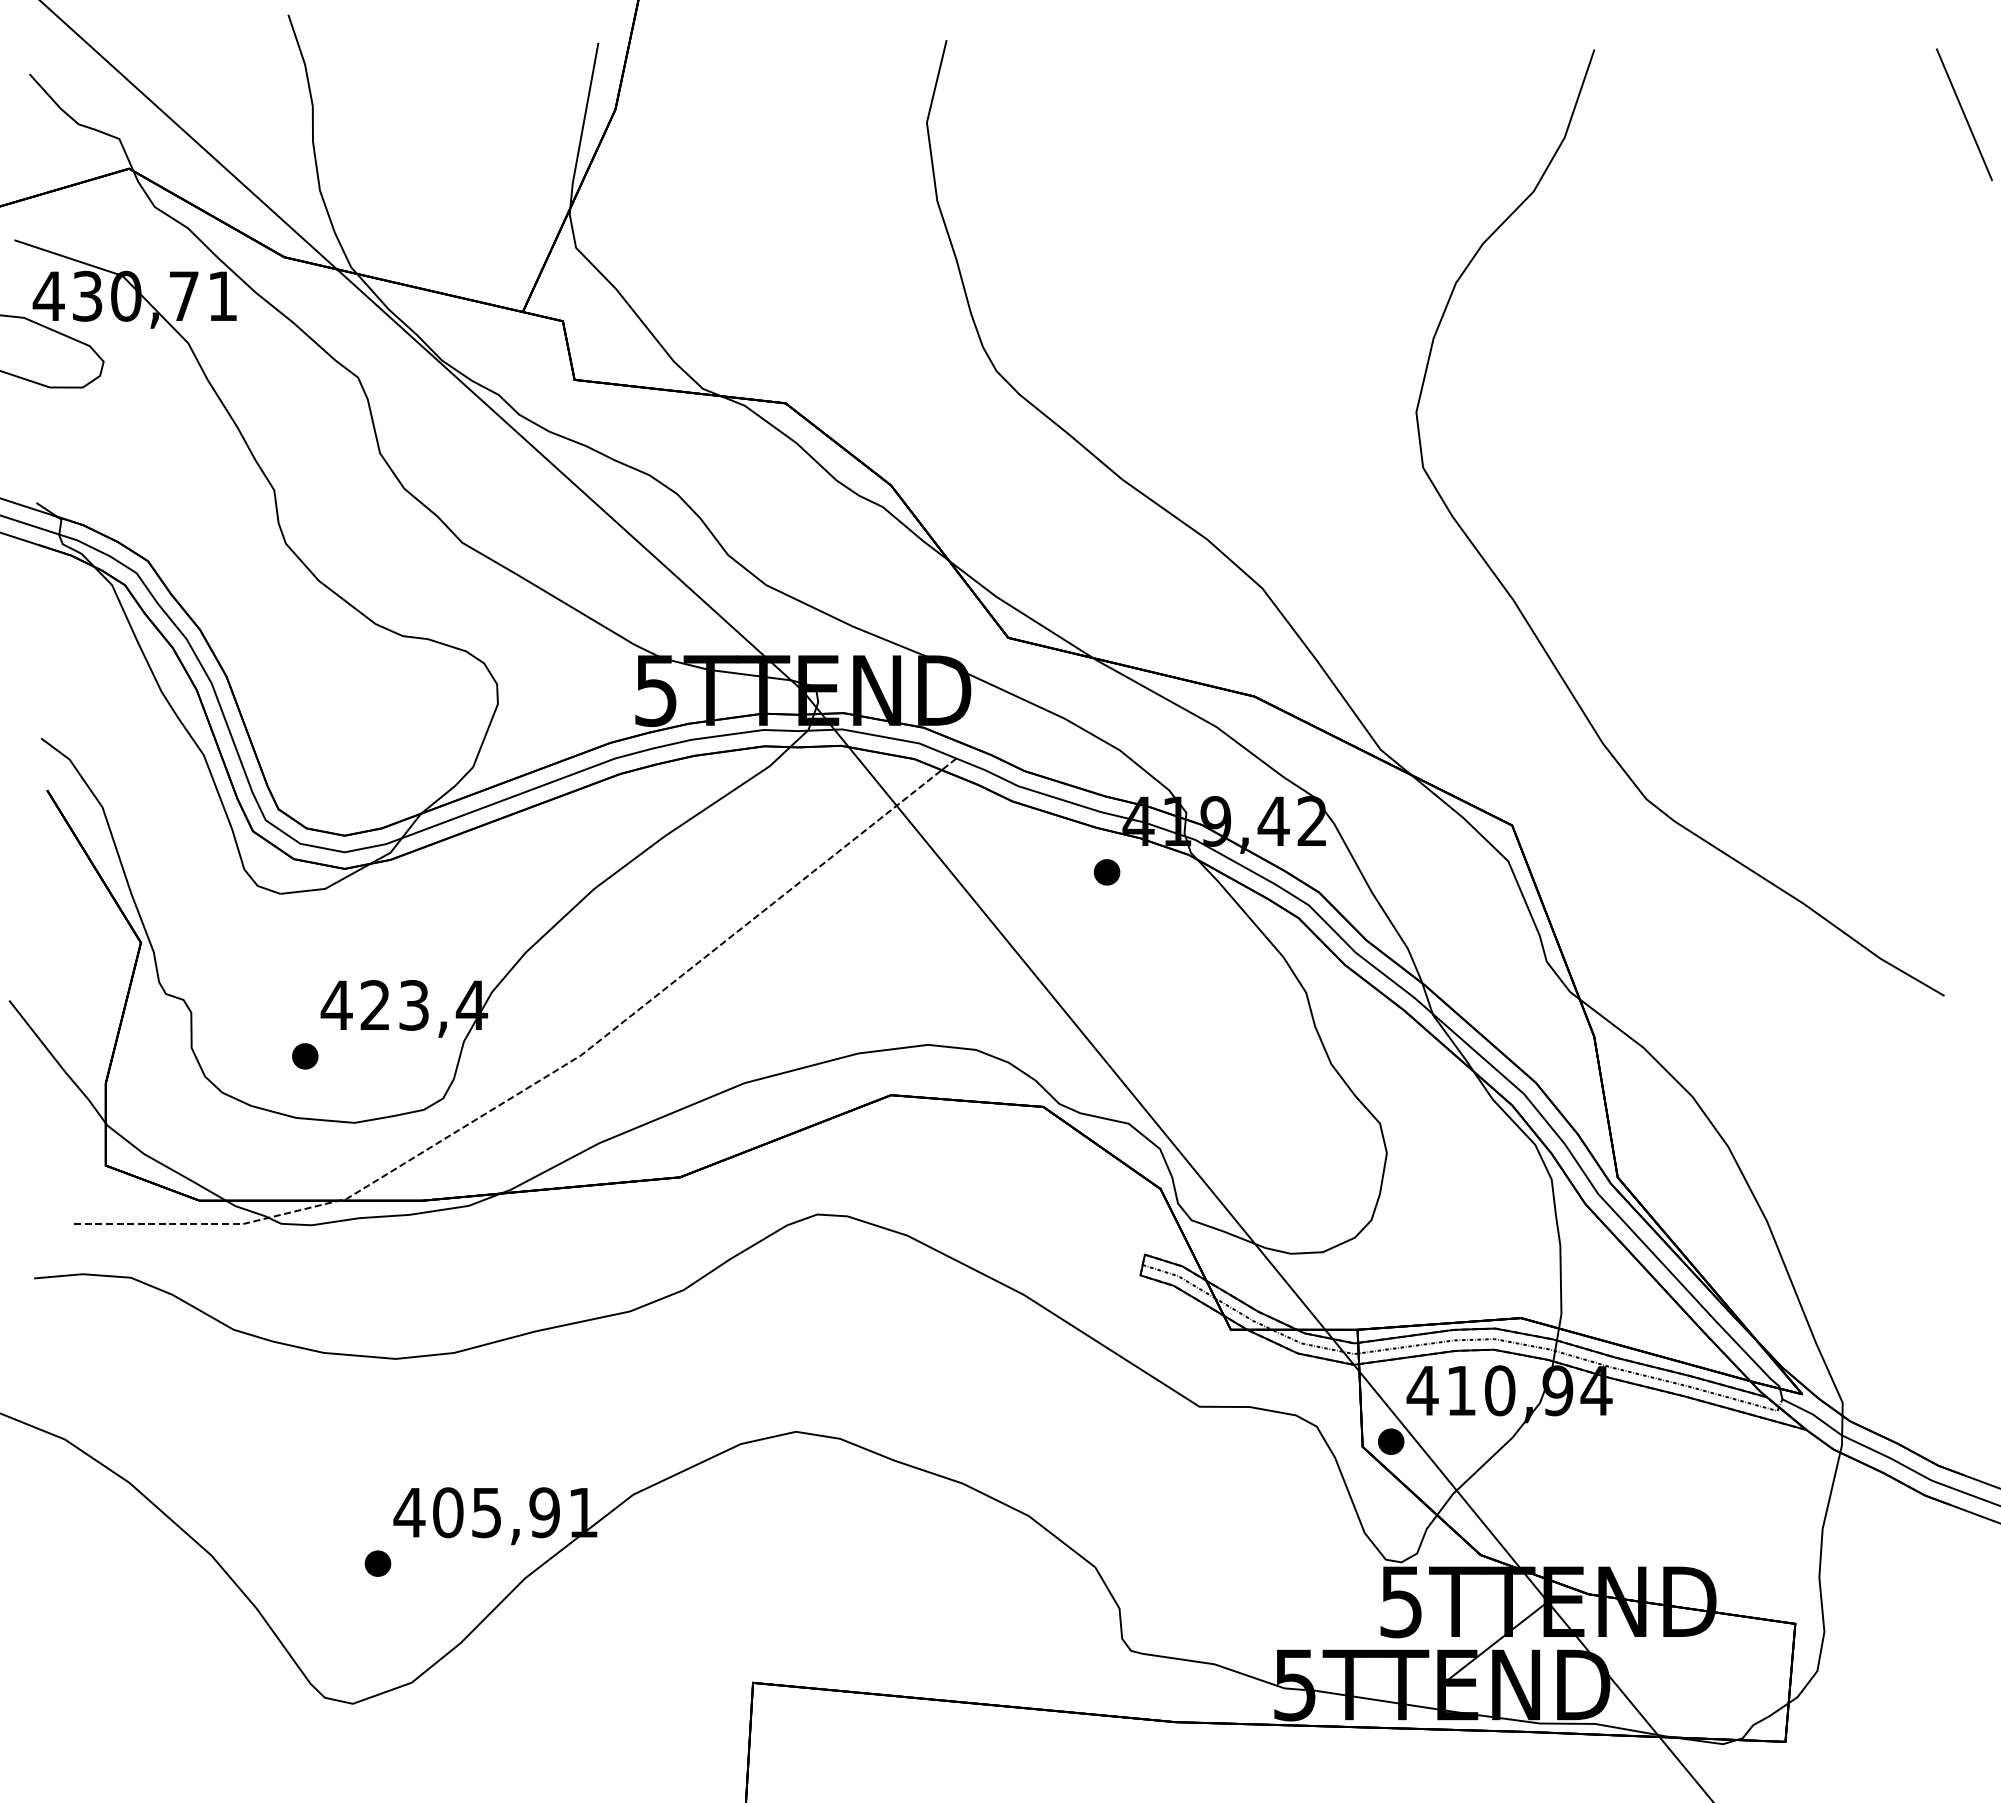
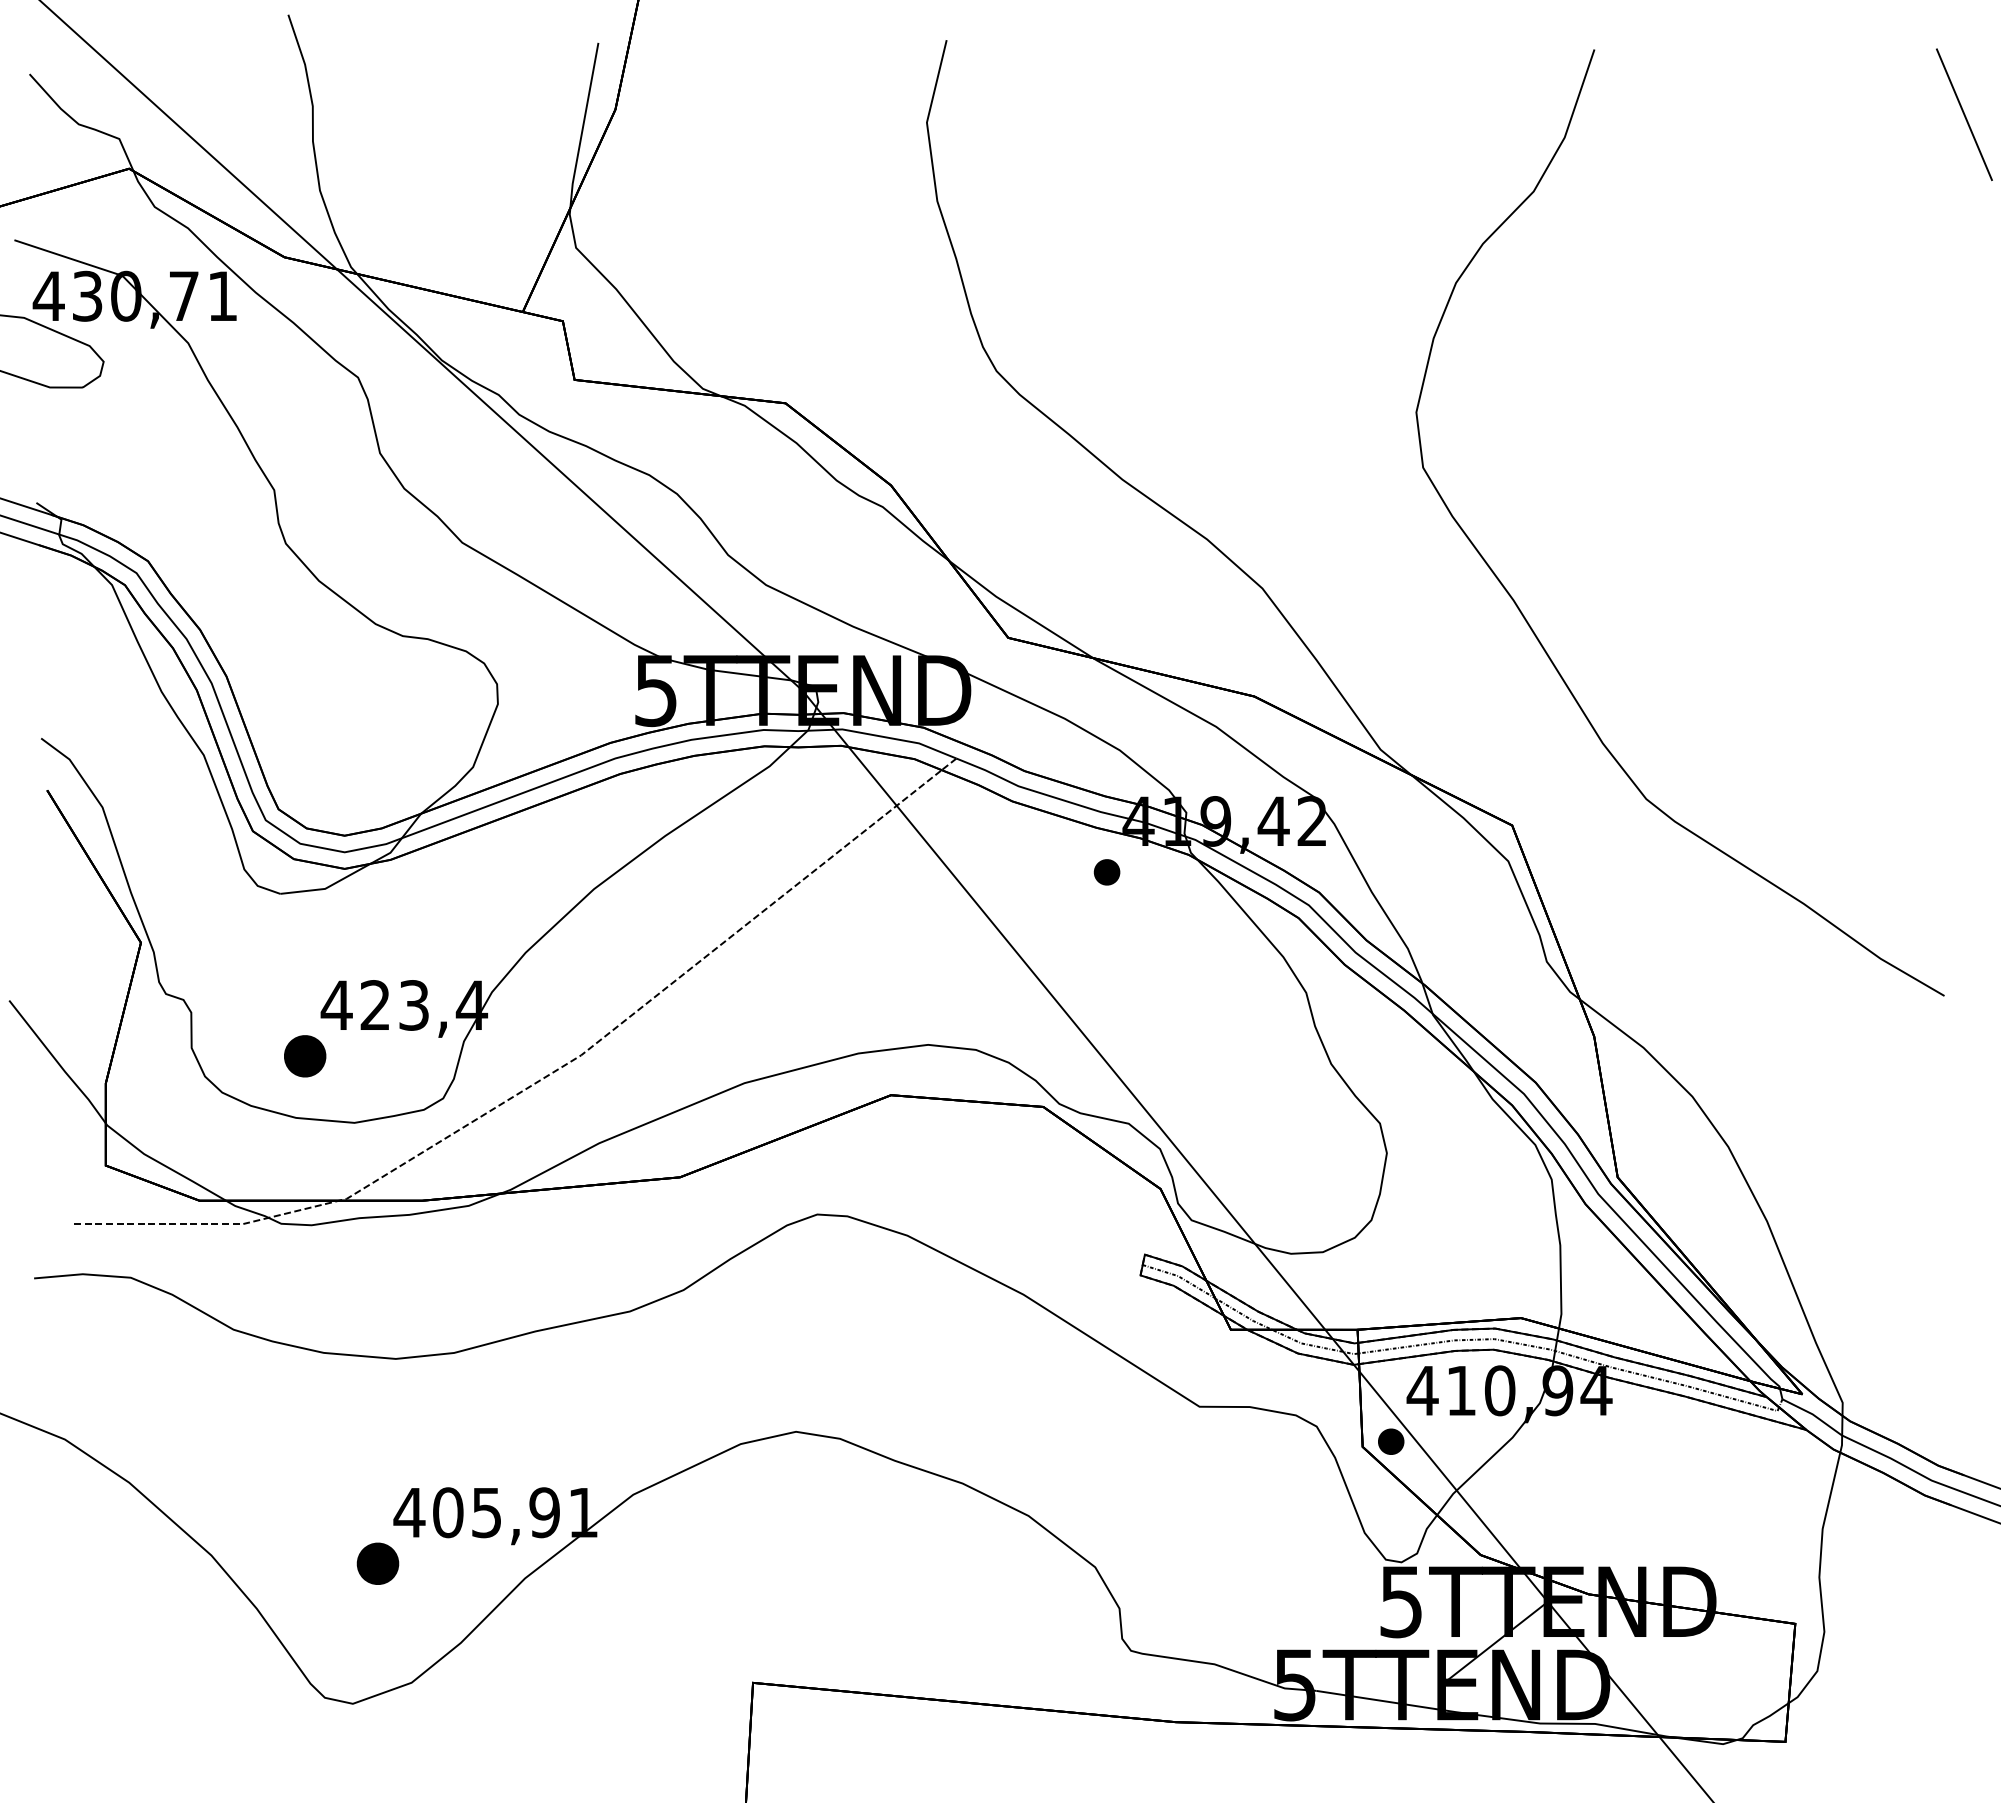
part size: 27x27 px -> 43x43 px (305, 1056)
part size: 28x27 px -> 44x43 px (377, 1563)
